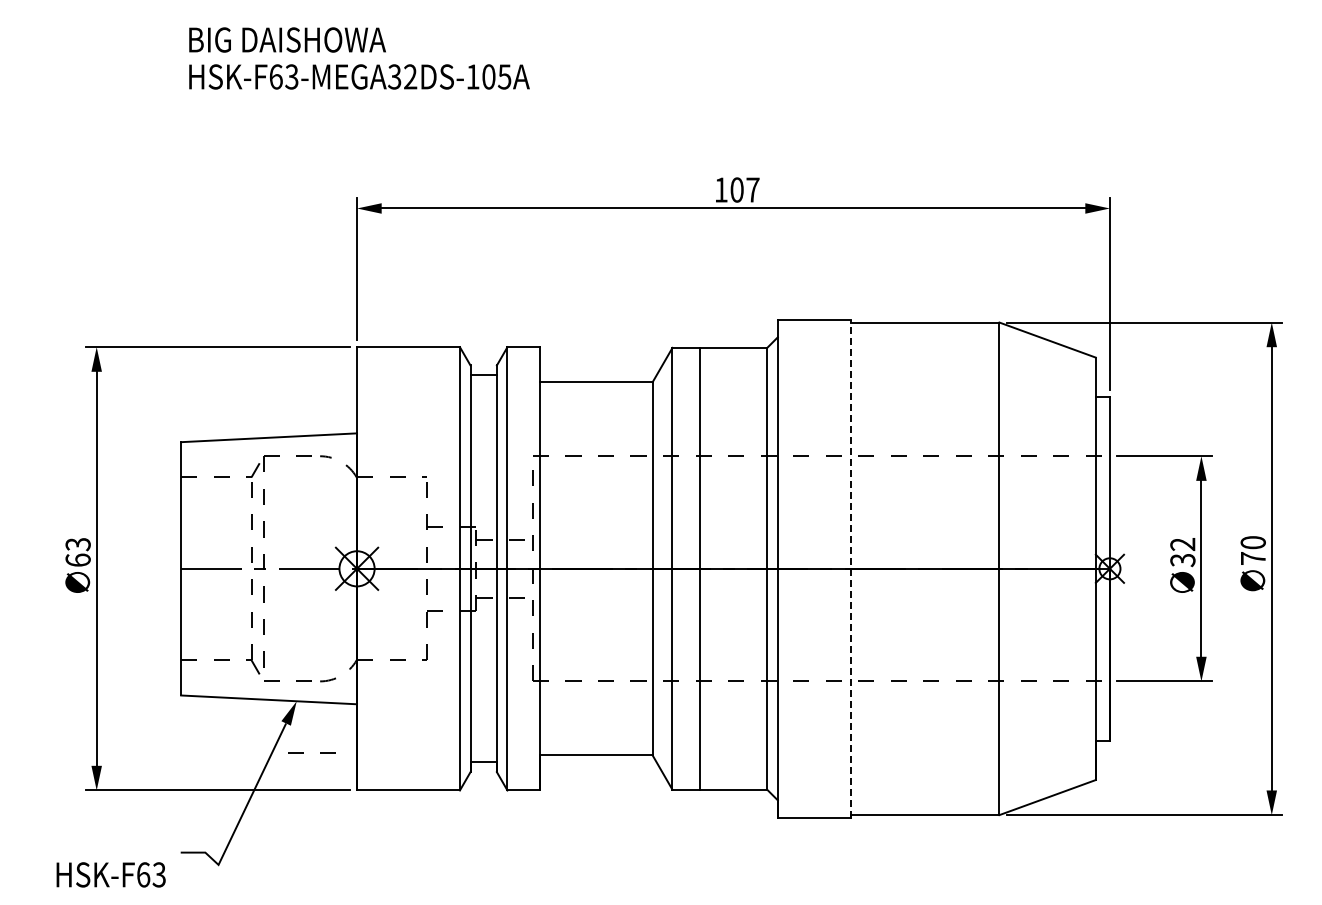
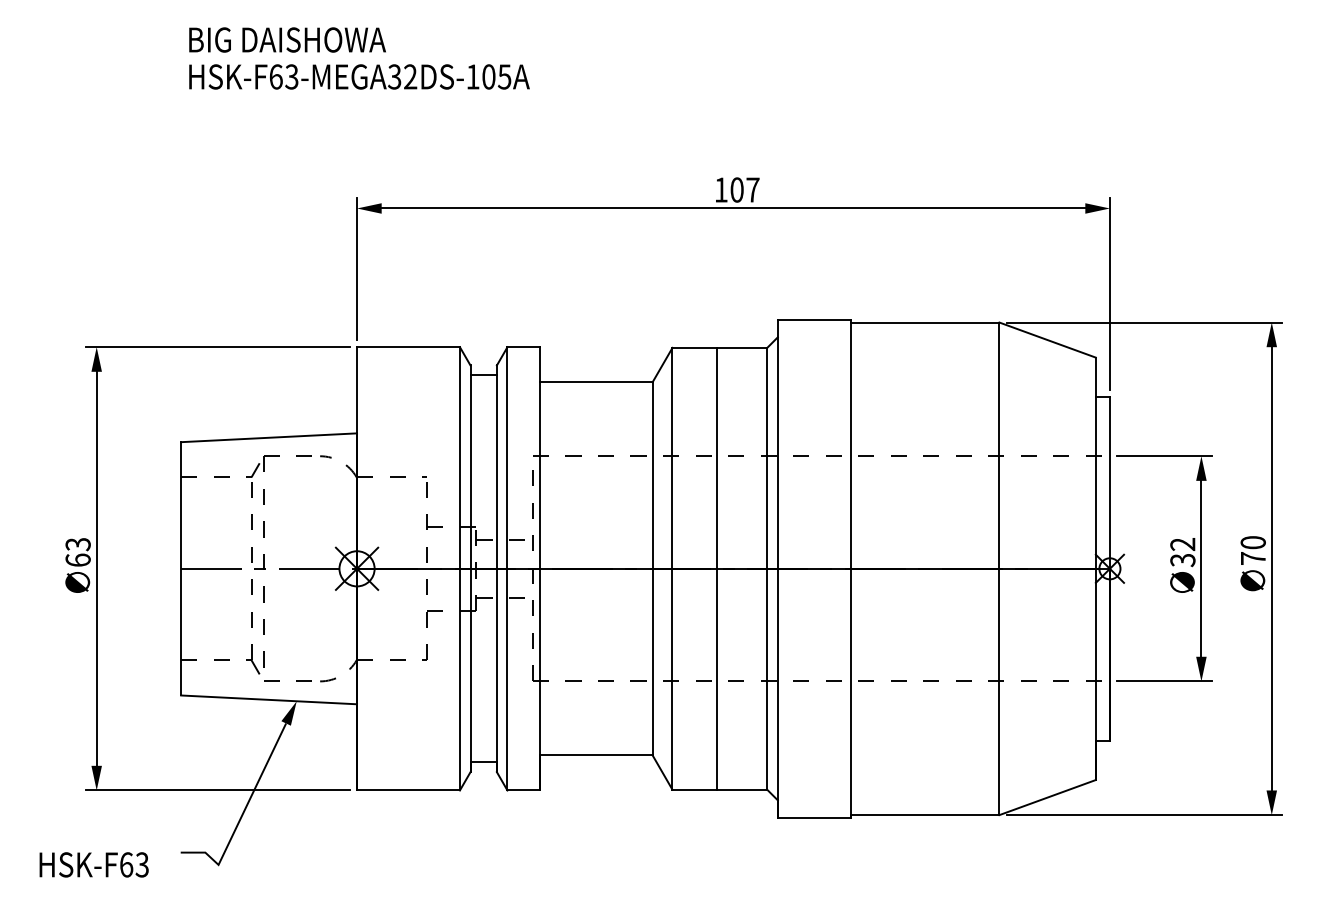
line position: (700, 568) -> (717, 568) (717, 568)
line: dashed -> solid (851, 568)
line: present -> none (303, 752)
text position: (110, 874) -> (93, 864) (93, 864)
